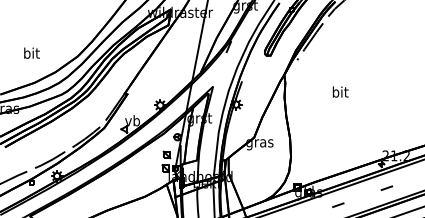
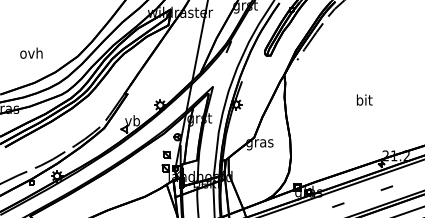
text: bit -> ovh (31, 52)
text position: (340, 91) -> (364, 99) (364, 99)
